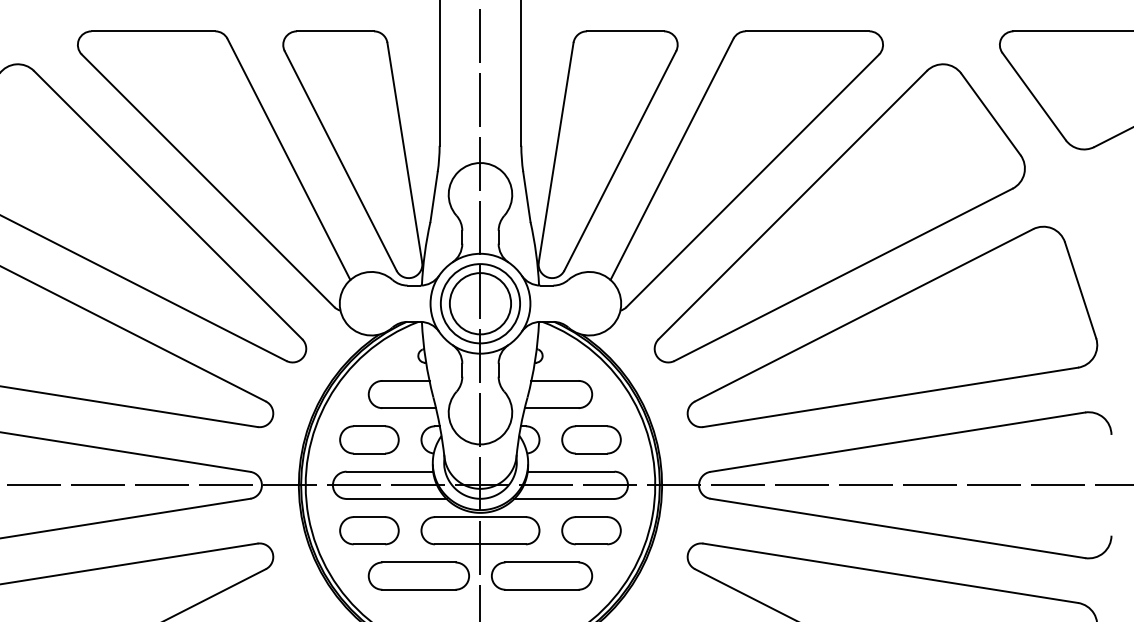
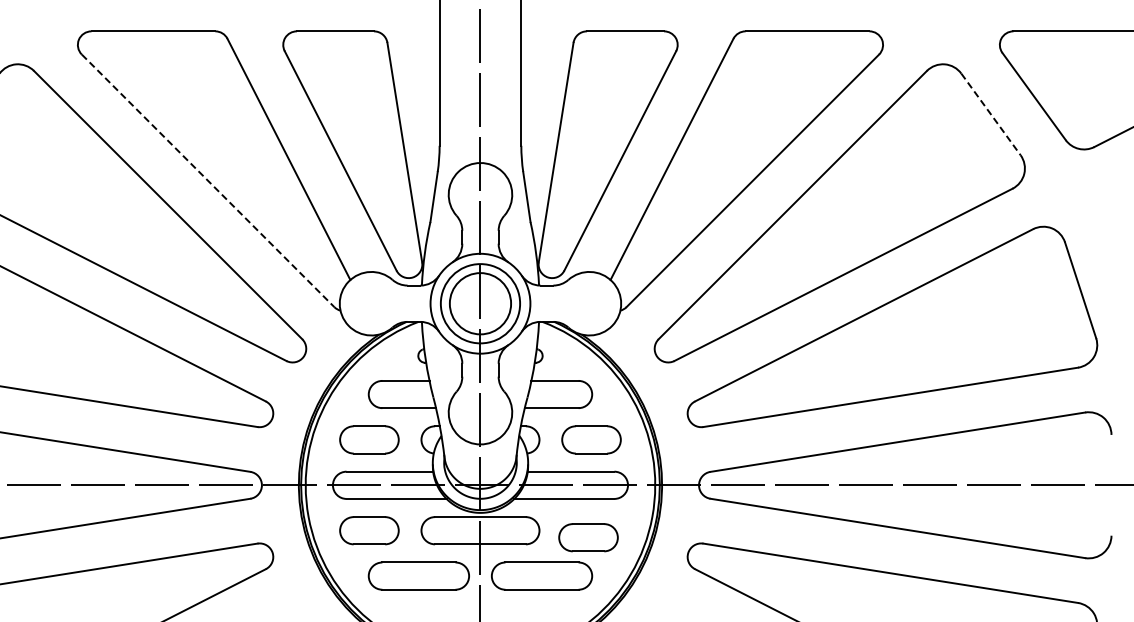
line: solid -> dashed (991, 114)
line: solid -> dashed (208, 180)
part position: (591, 530) -> (588, 537) (588, 537)
